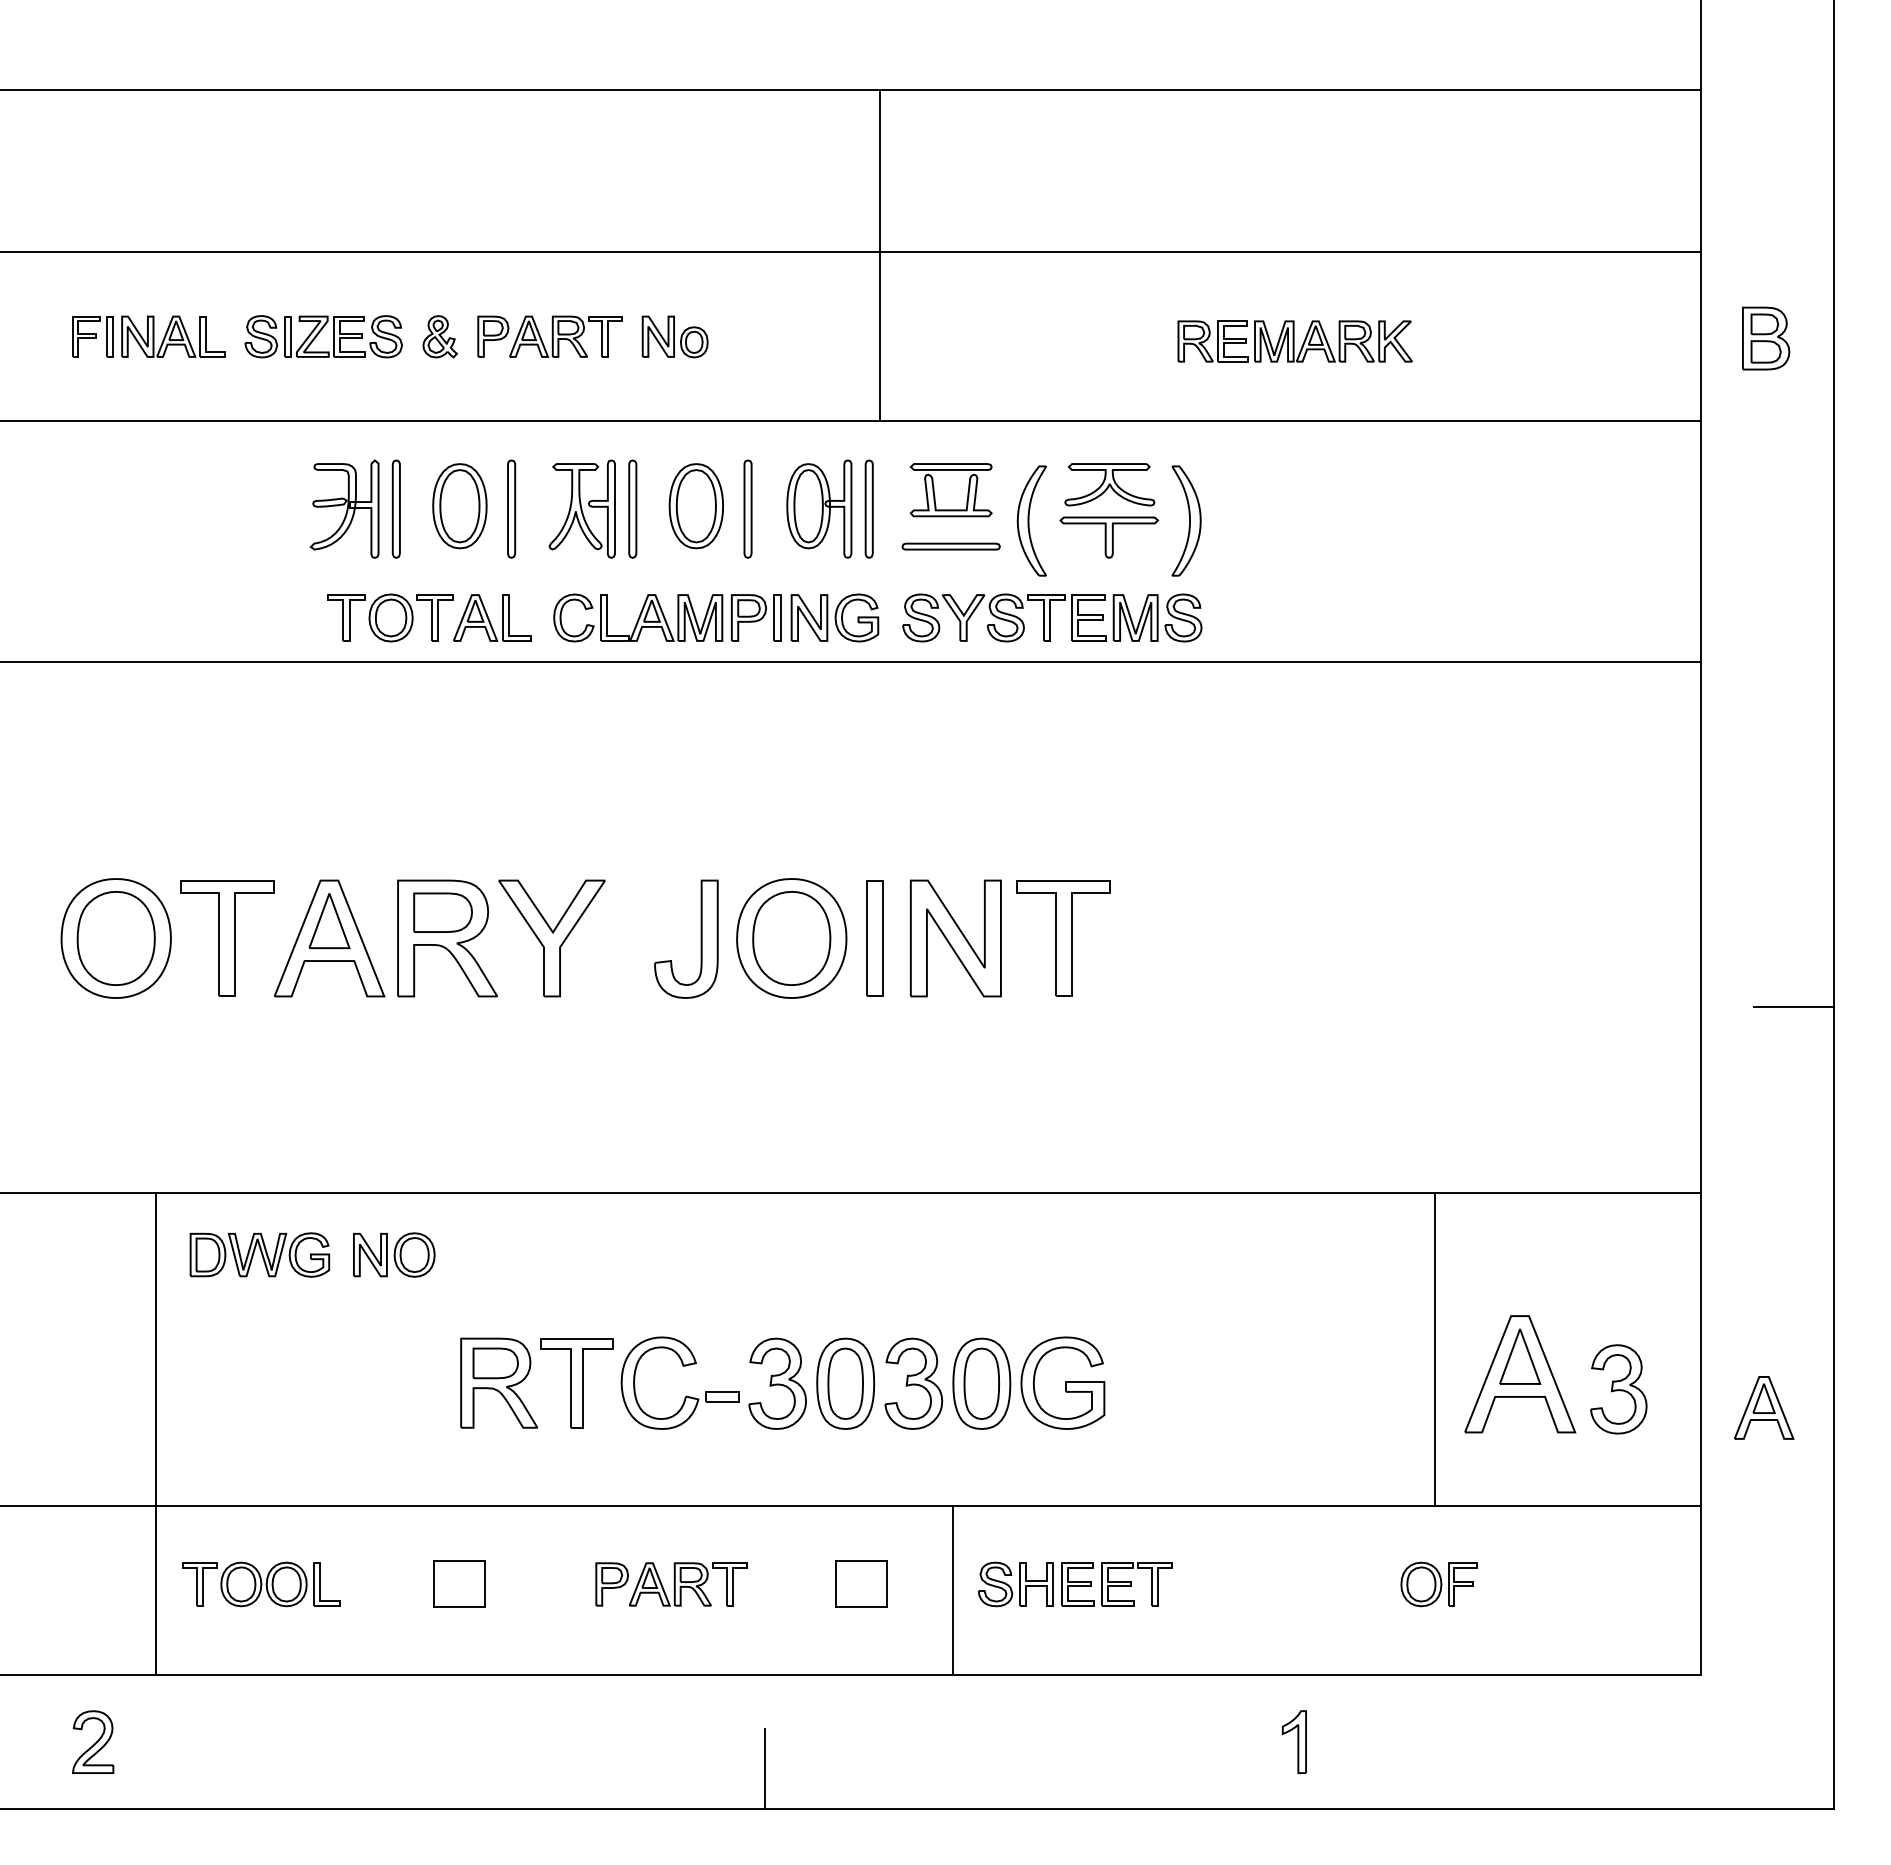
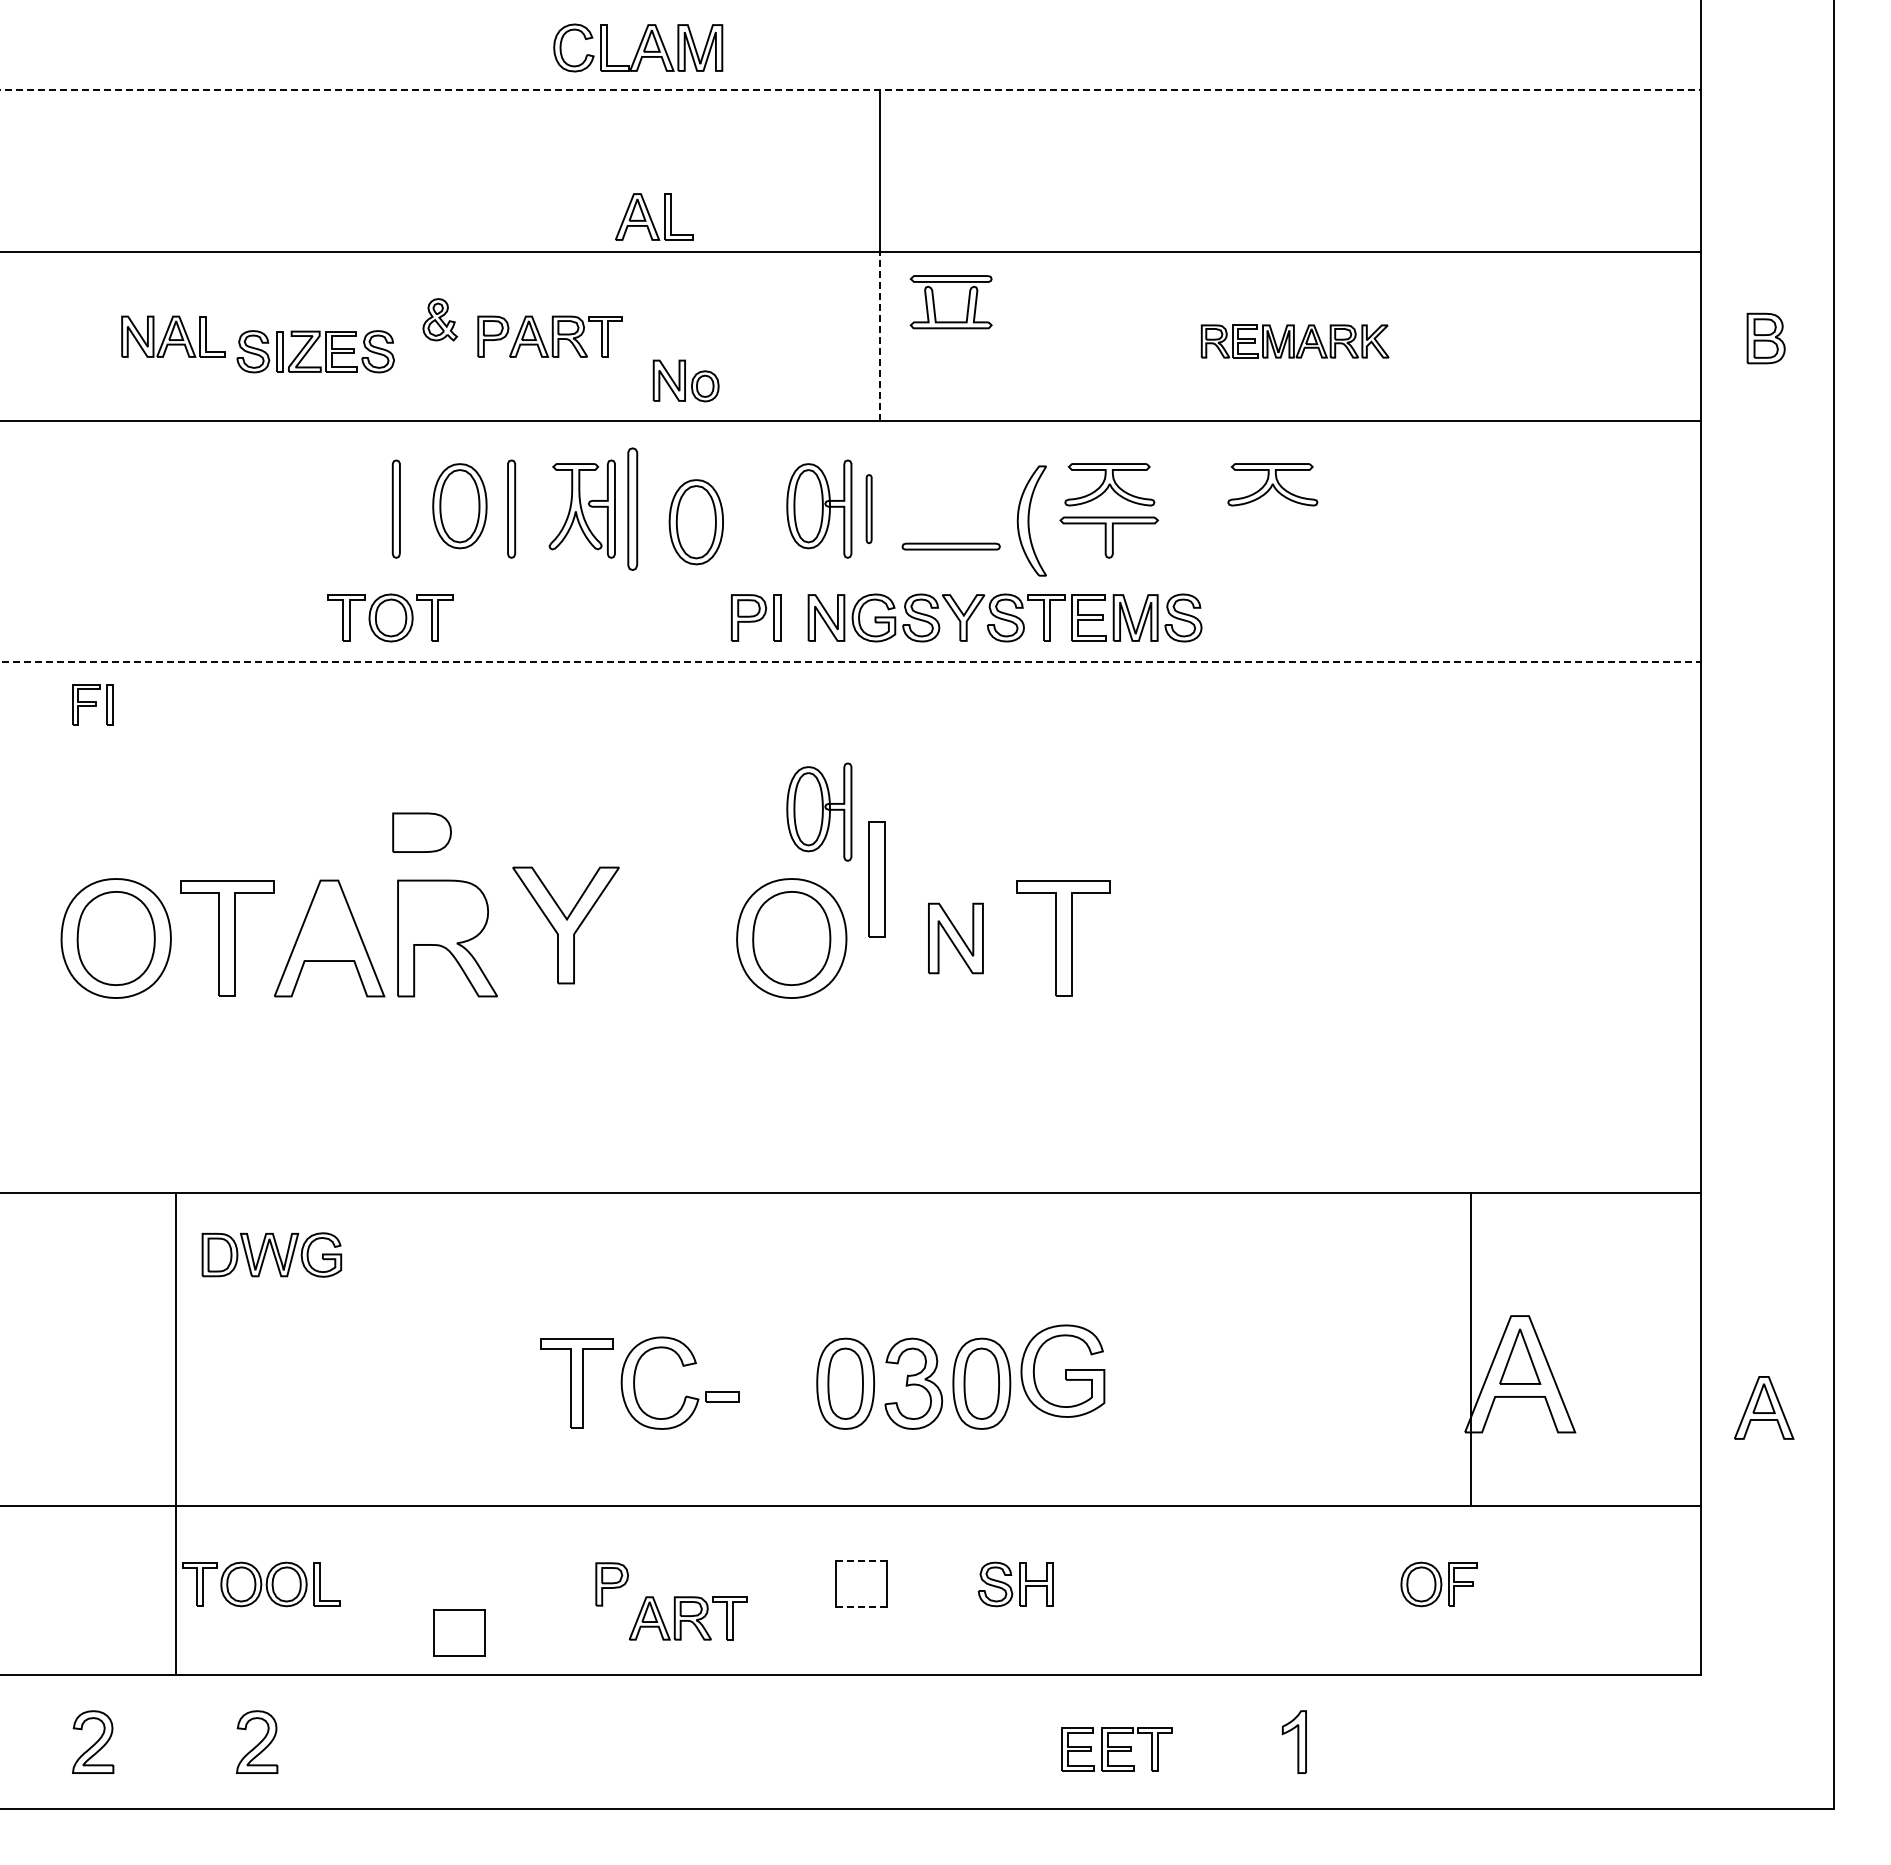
line: solid -> dashed (850, 90)
line: solid -> dashed (880, 335)
part position: (92, 336) -> (92, 704) (92, 704)
part position: (323, 336) -> (315, 351) (315, 351)
part position: (440, 336) -> (440, 319) (440, 319)
part position: (674, 336) -> (685, 380) (685, 380)
part size: 49x65 px -> 40x53 px (1765, 338)
part size: 236x43 px -> 190x35 px (1294, 341)
part: none -> present (1272, 484)
part position: (934, 490) -> (934, 302) (934, 302)
part position: (695, 506) -> (695, 522) (695, 522)
part: present -> none (344, 508)
part size: 10x100 px -> 12x124 px (632, 508)
part: present -> none (747, 508)
part size: 10x100 px -> 8x71 px (868, 509)
part: present -> none (1186, 520)
part position: (492, 617) -> (654, 216) (654, 216)
part position: (638, 617) -> (638, 47) (638, 47)
part position: (834, 617) -> (851, 617) (851, 617)
line: solid -> dashed (850, 661)
part: none -> present (819, 811)
part position: (442, 912) -> (421, 832) (421, 832)
part: present -> none (329, 921)
part position: (551, 938) -> (565, 925) (565, 925)
part: present -> none (700, 938)
part position: (874, 938) -> (876, 879) (876, 879)
part size: 92x119 px -> 56x73 px (955, 938)
line: present -> none (1794, 1006)
part position: (259, 1254) -> (271, 1254) (271, 1254)
part: present -> none (394, 1254)
line position: (1435, 1349) -> (1471, 1349) (1471, 1349)
part: present -> none (499, 1382)
part position: (1062, 1382) -> (1062, 1370) (1062, 1370)
part: present -> none (777, 1383)
part: present -> none (1618, 1389)
line position: (156, 1433) -> (176, 1433) (176, 1433)
line: solid -> dashed (862, 1560)
part position: (459, 1583) -> (459, 1632) (459, 1632)
part position: (688, 1584) -> (688, 1618) (688, 1618)
part position: (1116, 1584) -> (1116, 1749) (1116, 1749)
line: present -> none (952, 1590)
line: solid -> dashed (862, 1607)
part: none -> present (257, 1741)
line: present -> none (764, 1768)
